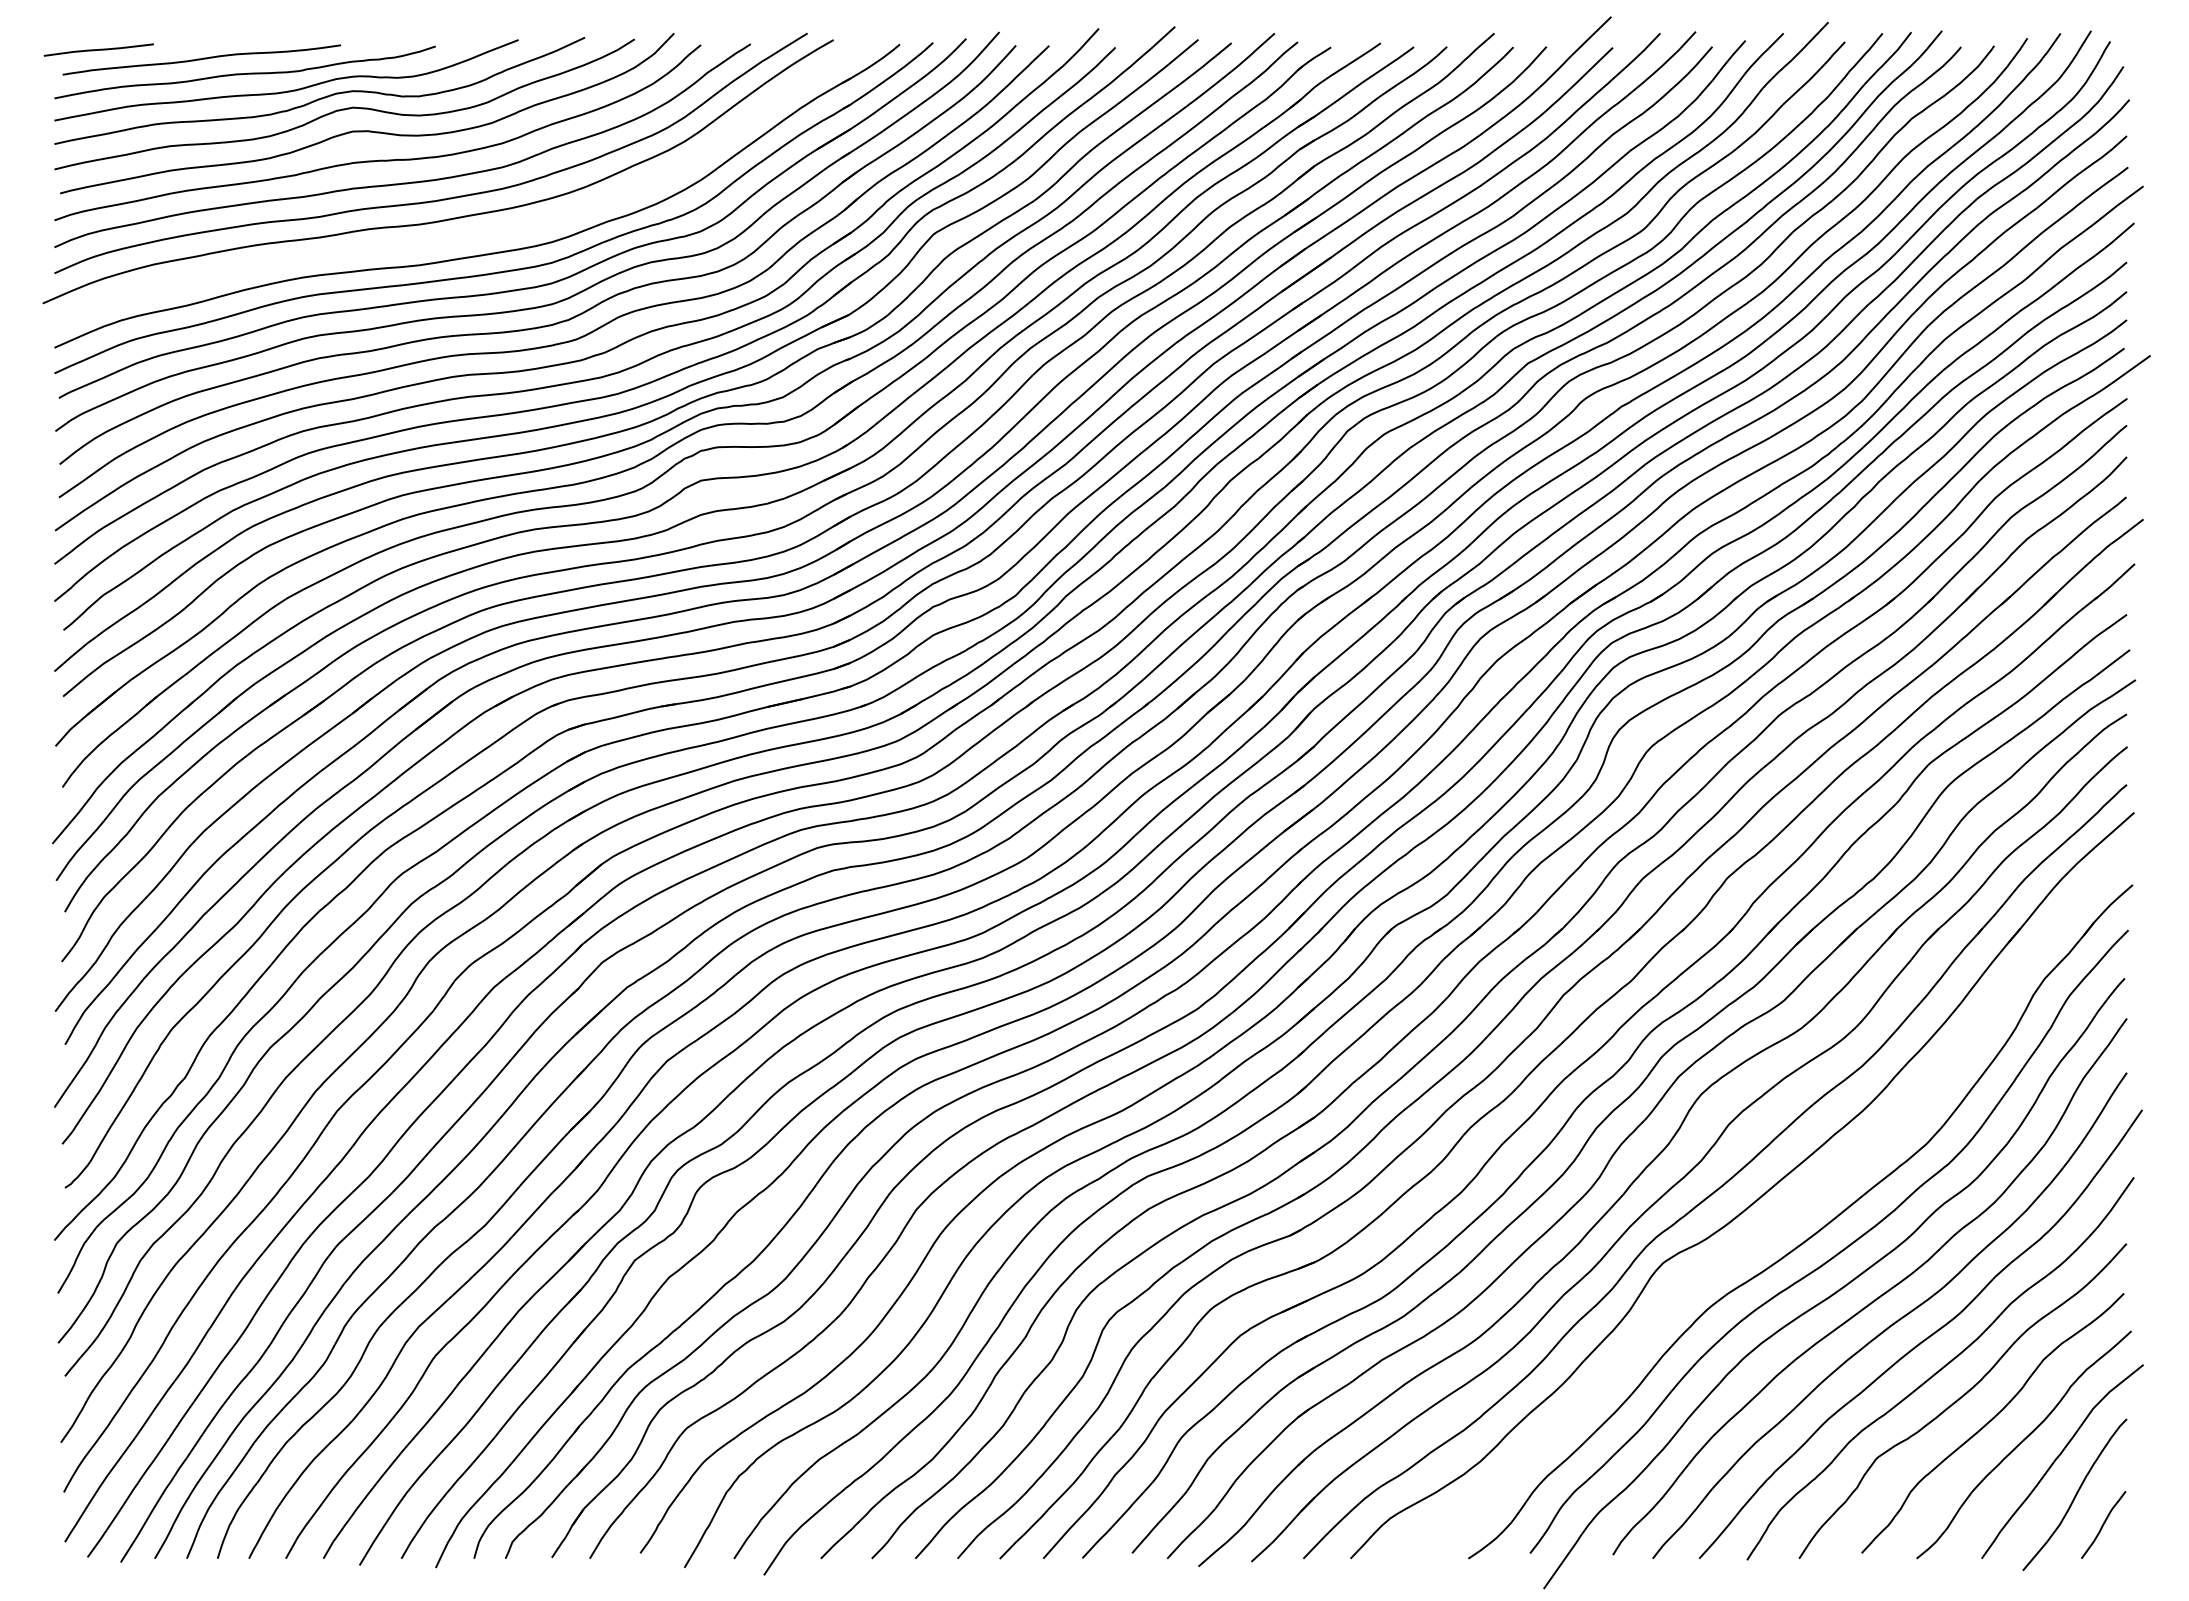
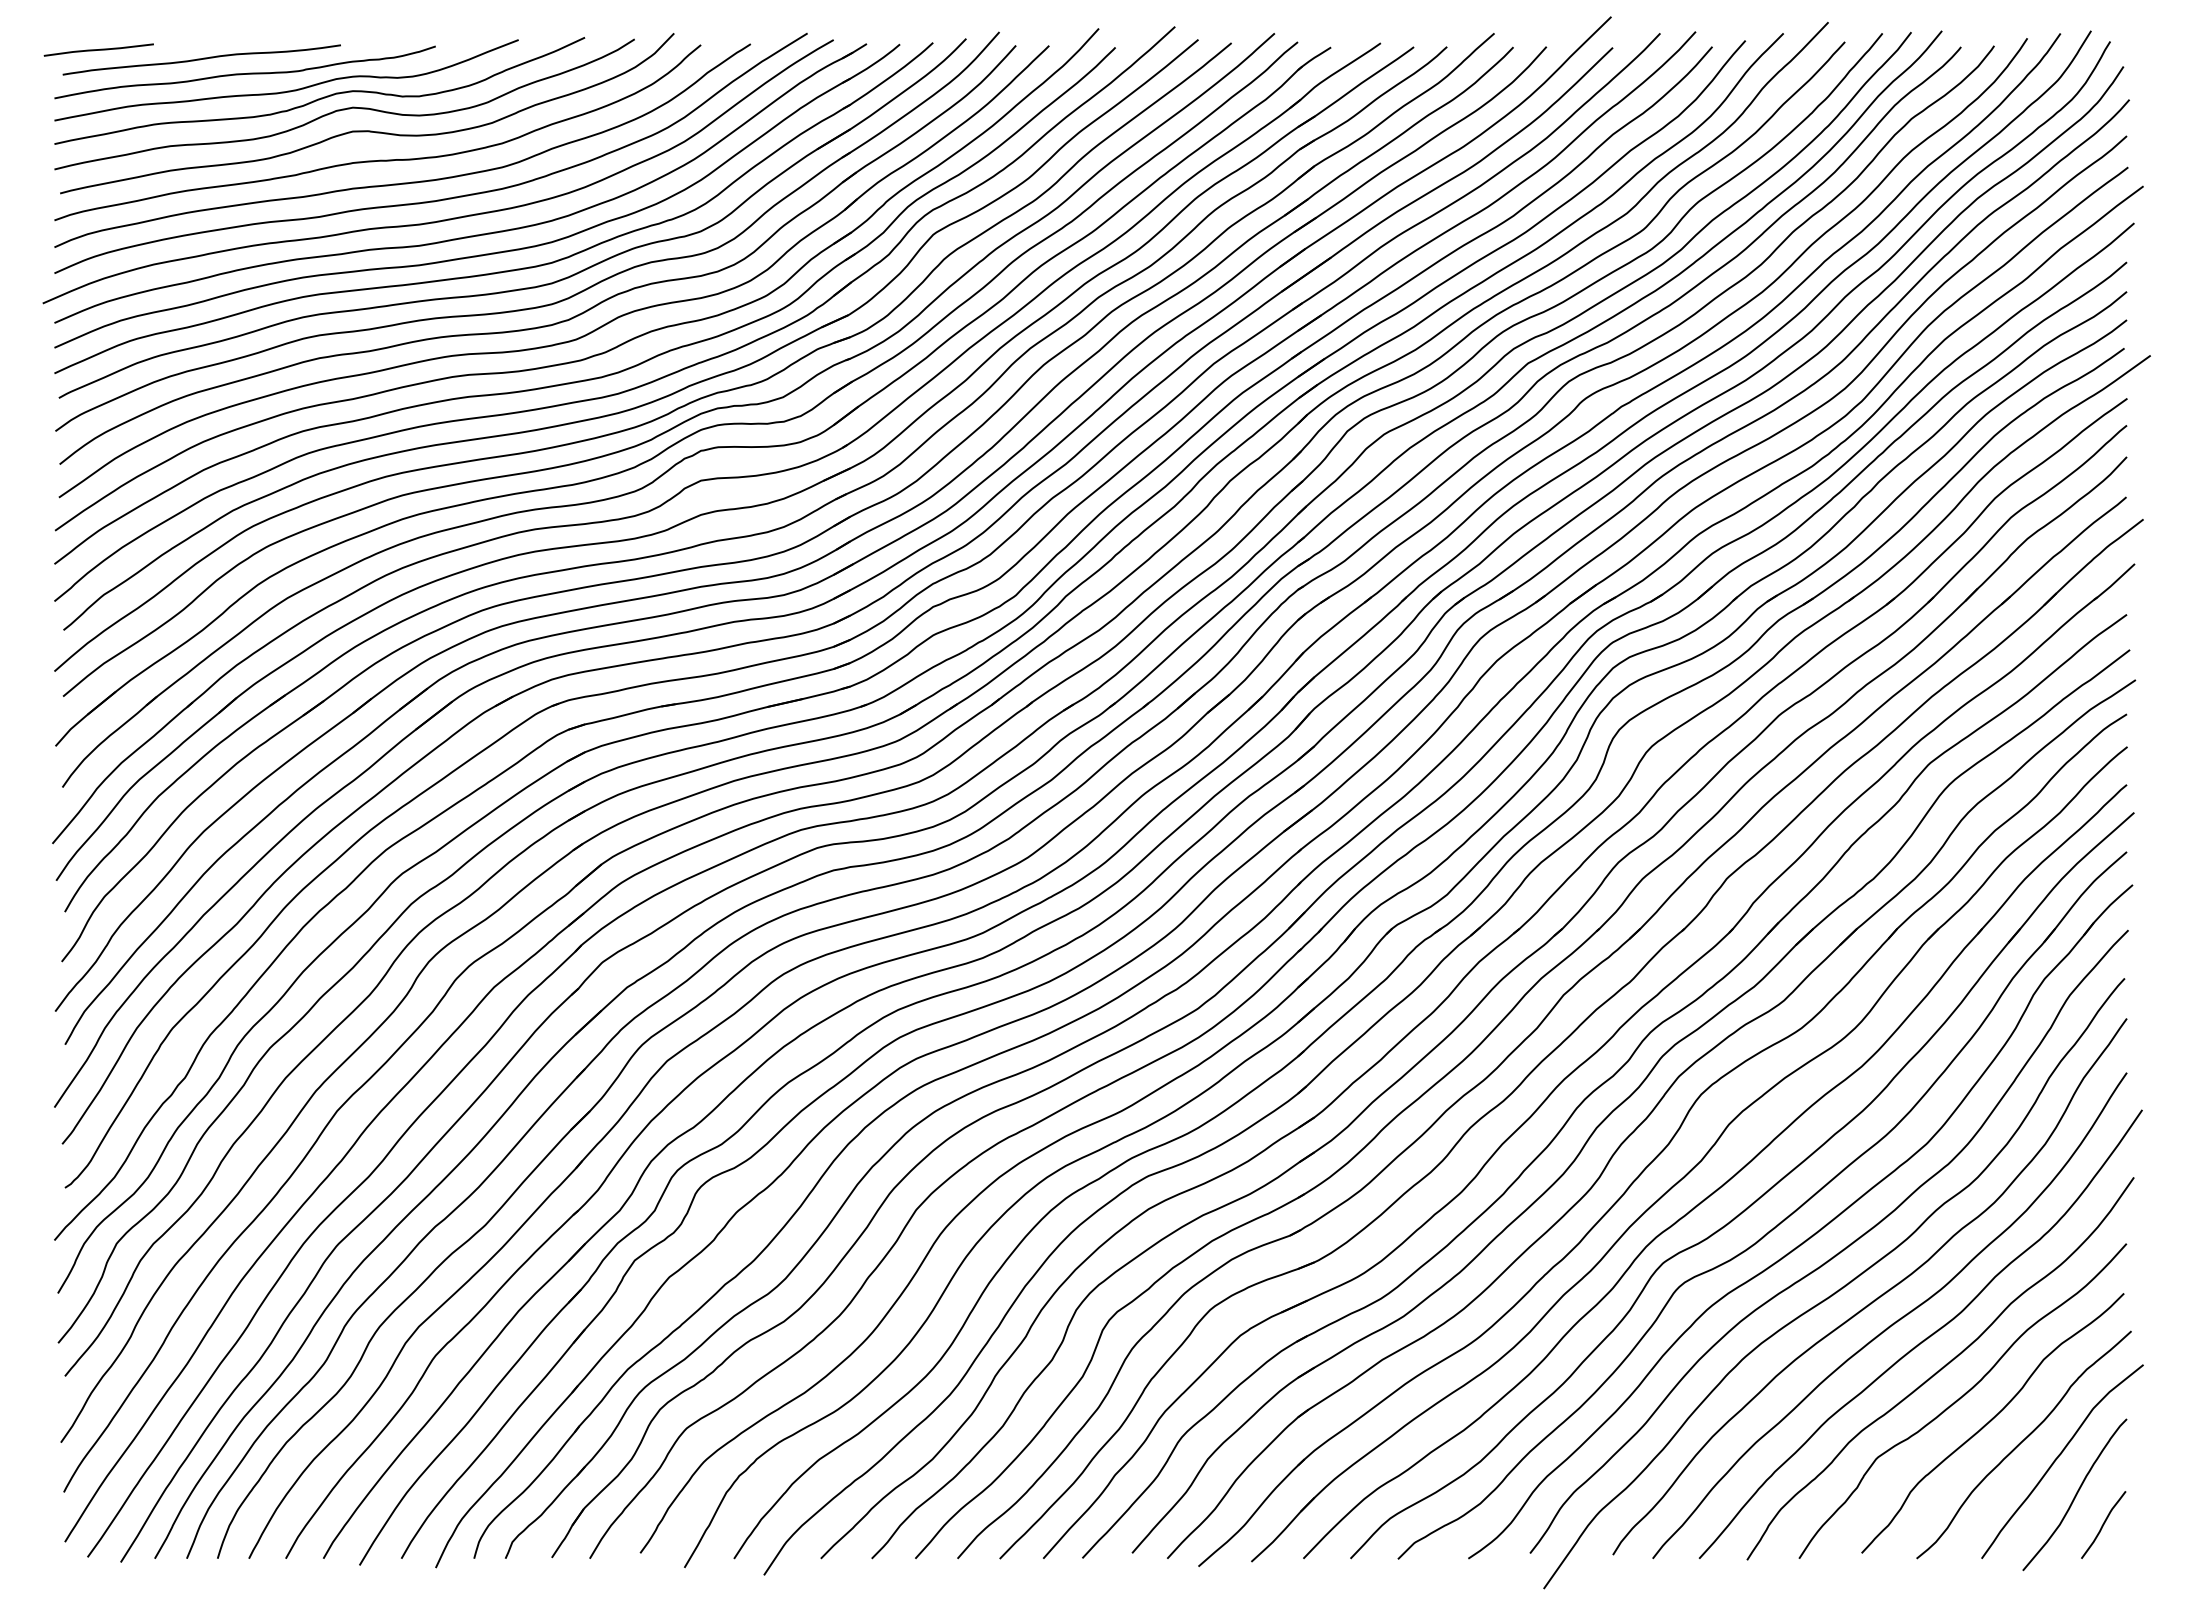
part: none -> present (470, 235)
part: none -> present (1779, 1222)
